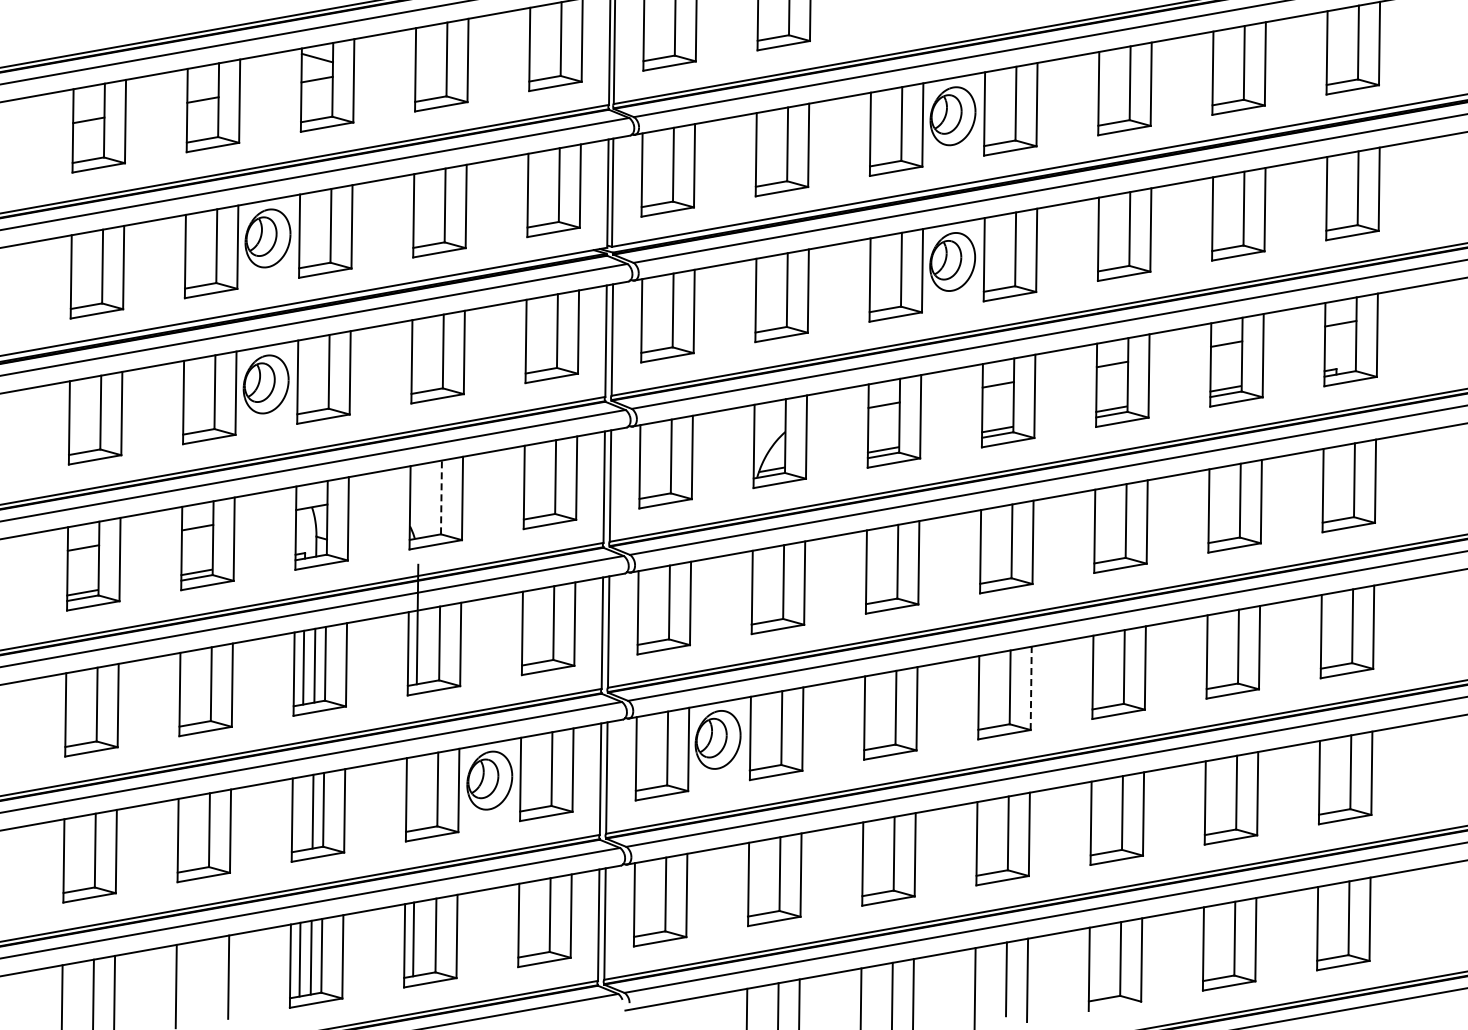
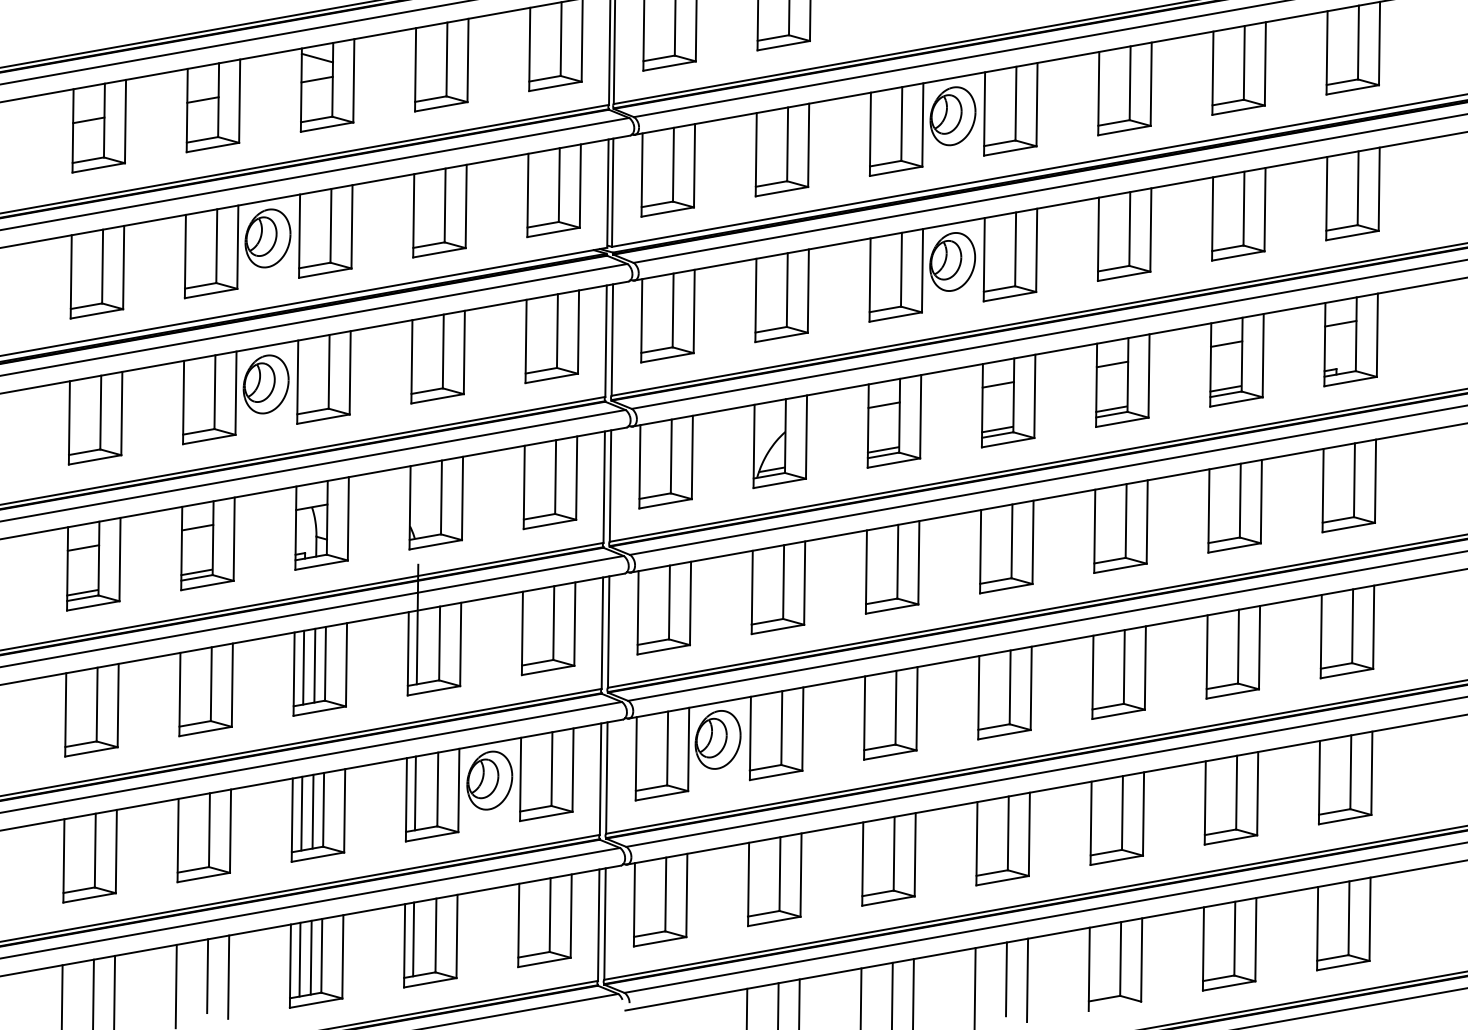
line: dashed -> solid (441, 497)
line: dashed -> solid (1031, 688)
line: none -> present (414, 793)
line: none -> present (301, 813)
line: none -> present (207, 976)
